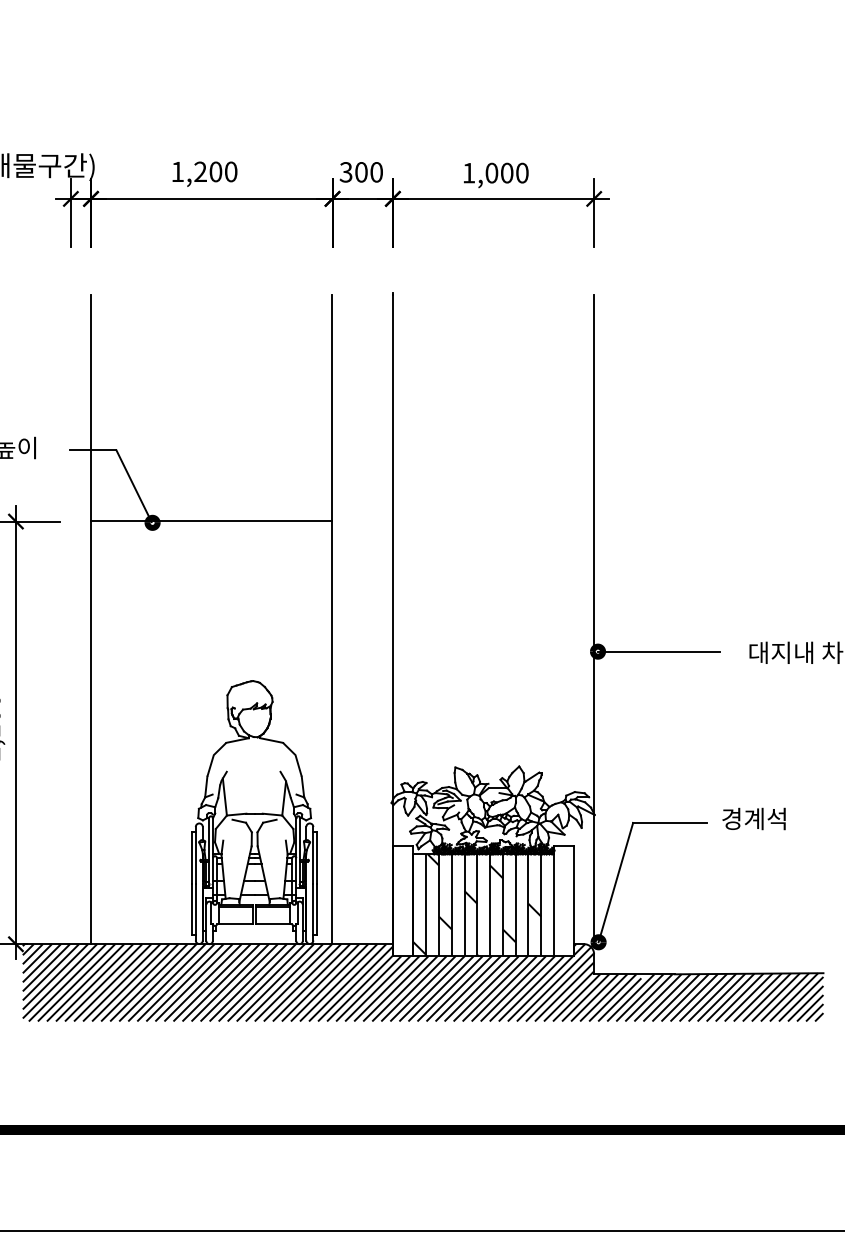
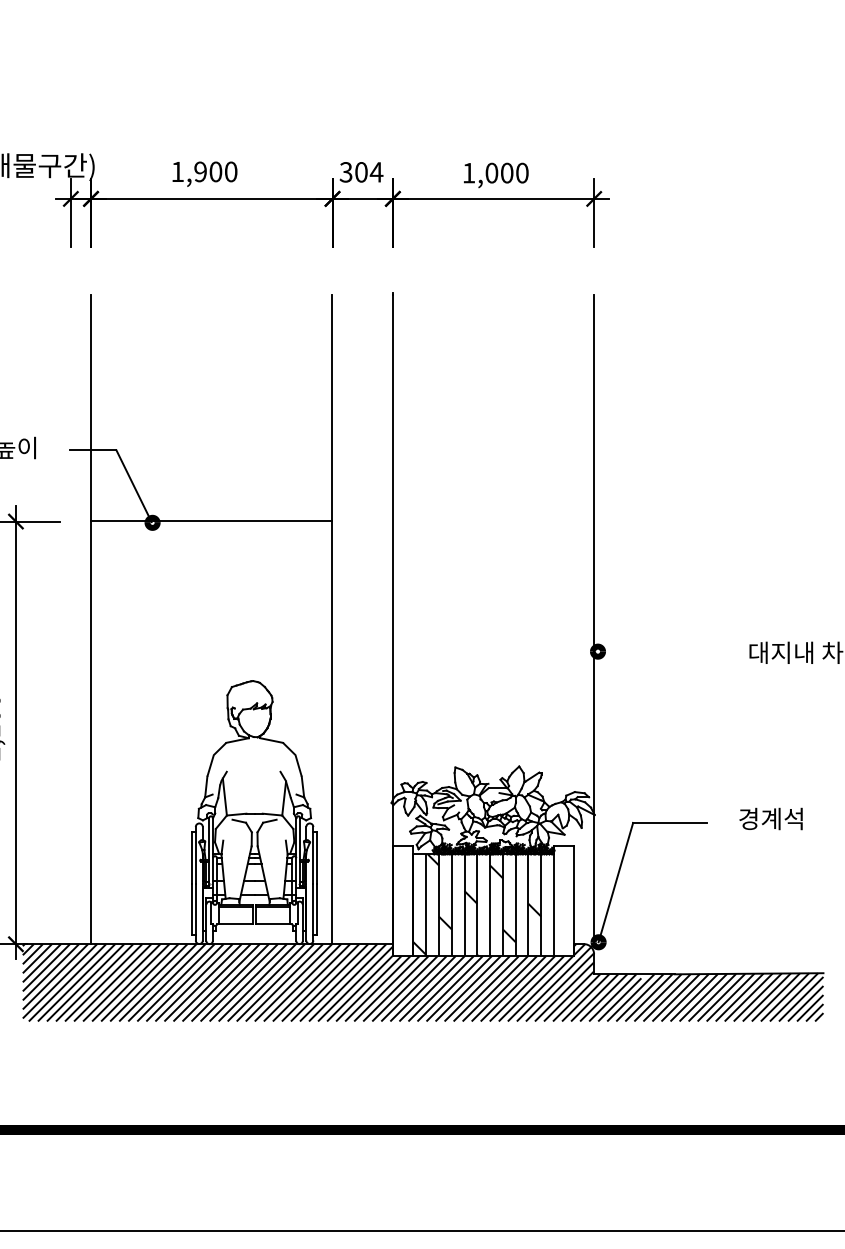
text: 1,200 -> 1,900 (200, 172)
text: 300 -> 304 (376, 172)
line: present -> none (659, 651)
text position: (753, 818) -> (770, 818) (770, 818)
